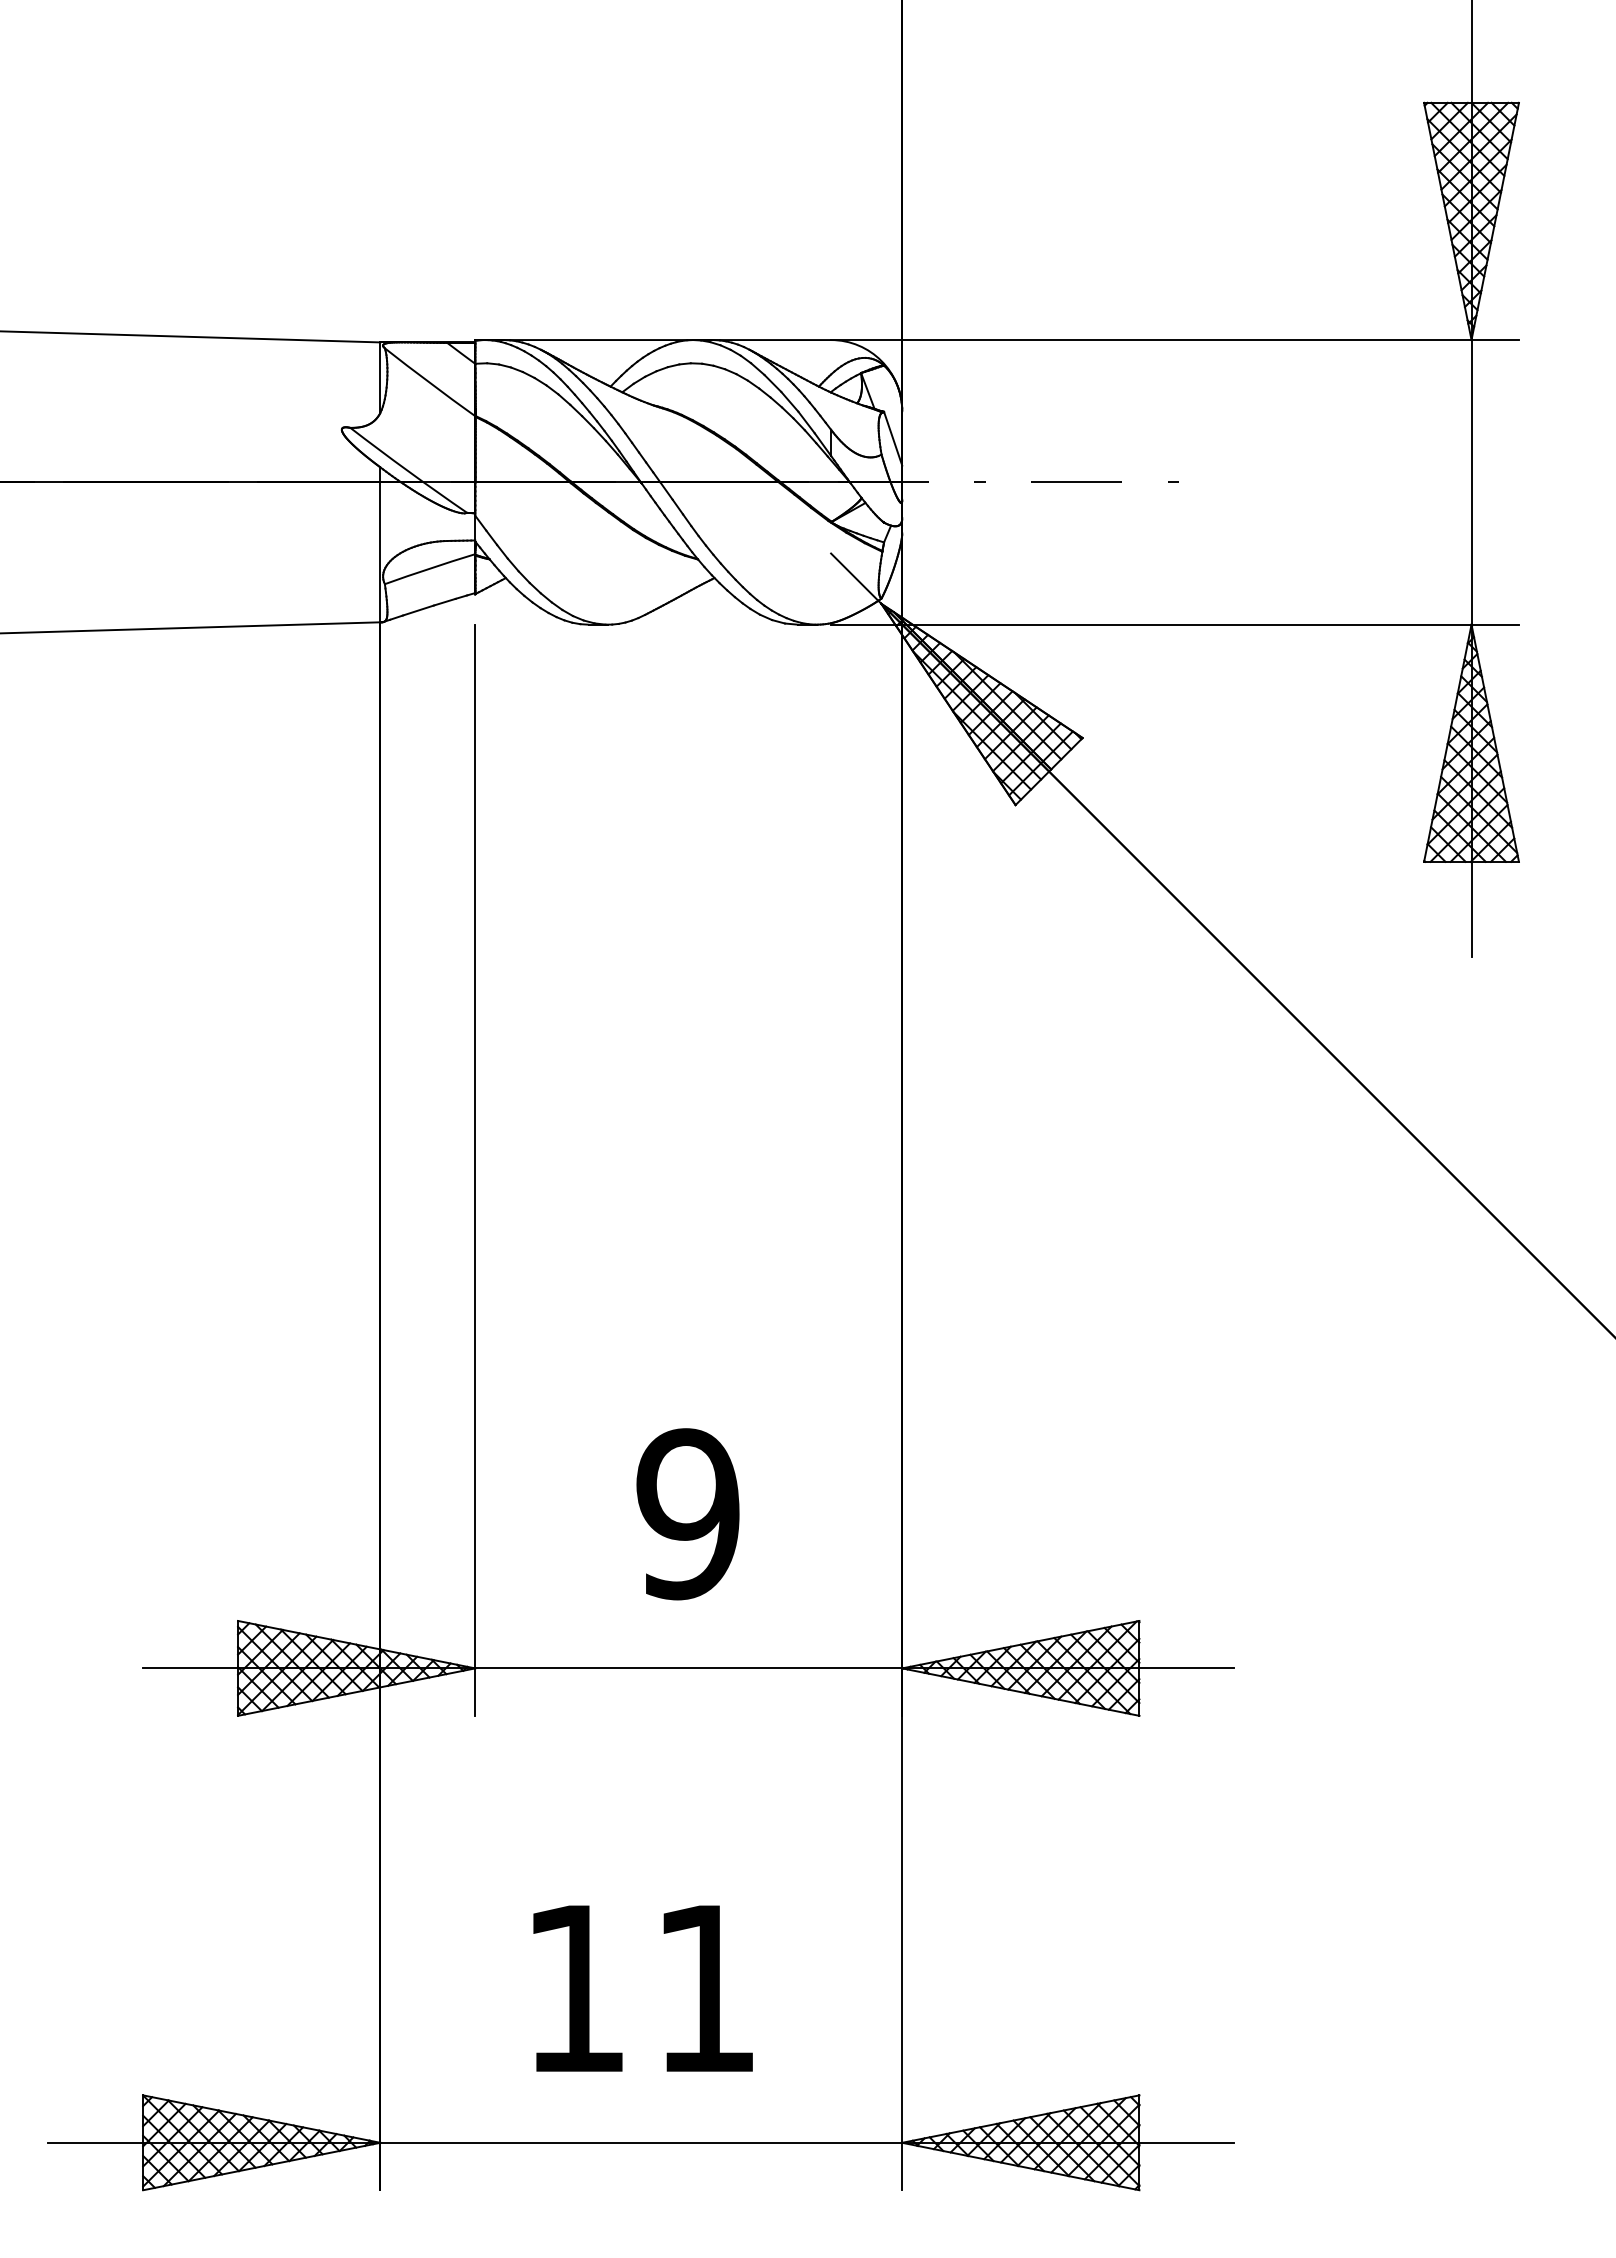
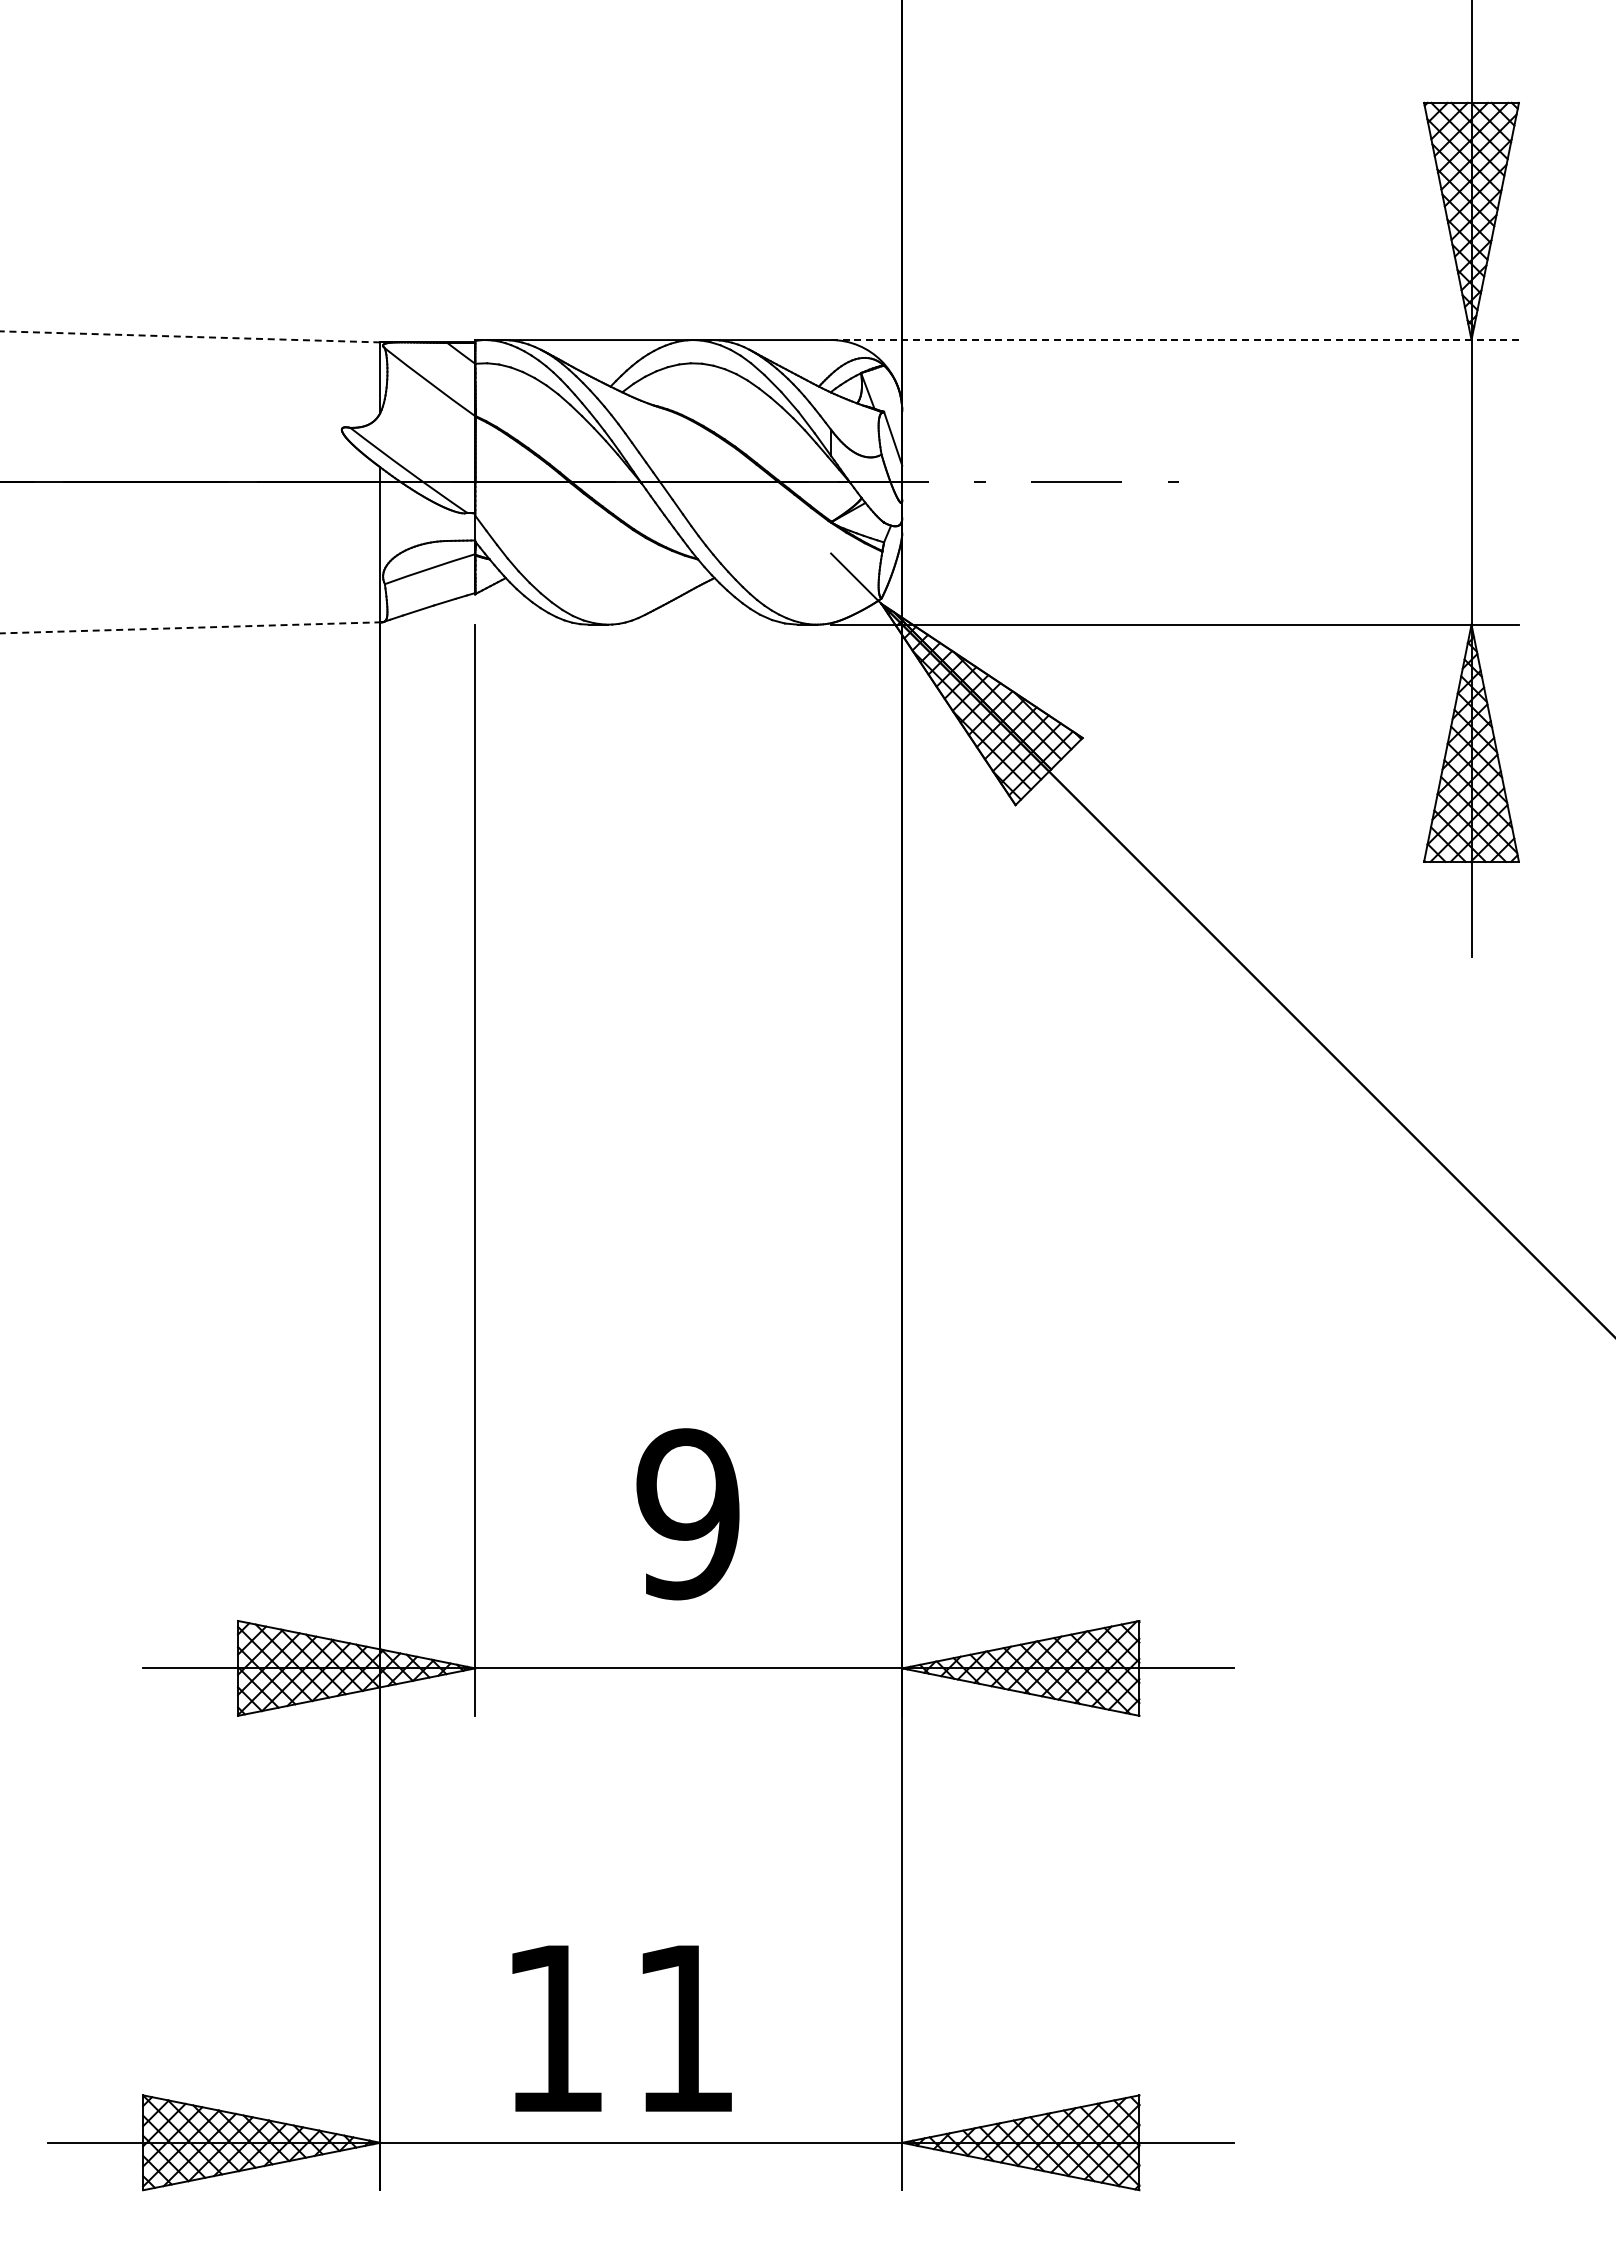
line: solid -> dashed (190, 336)
line: solid -> dashed (1175, 340)
line: solid -> dashed (190, 627)
text position: (642, 1988) -> (621, 2028) (621, 2028)
